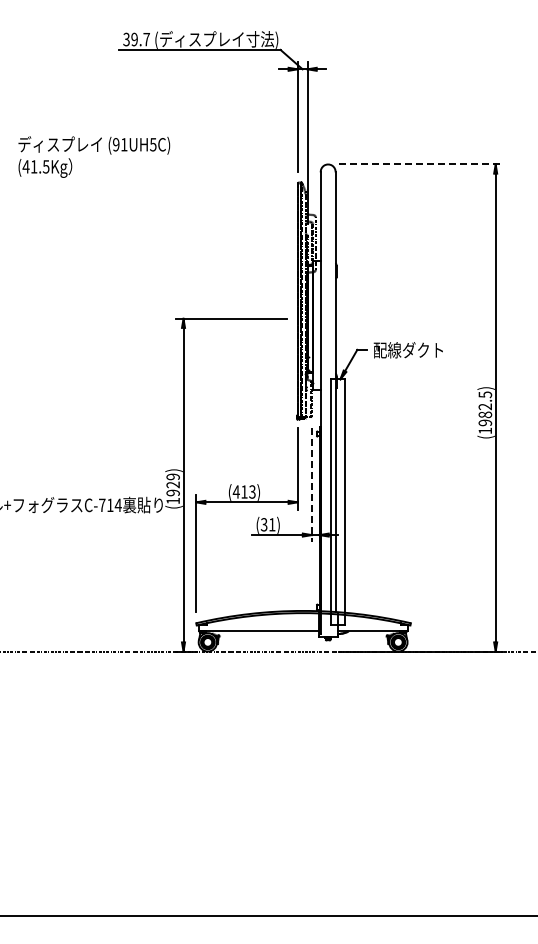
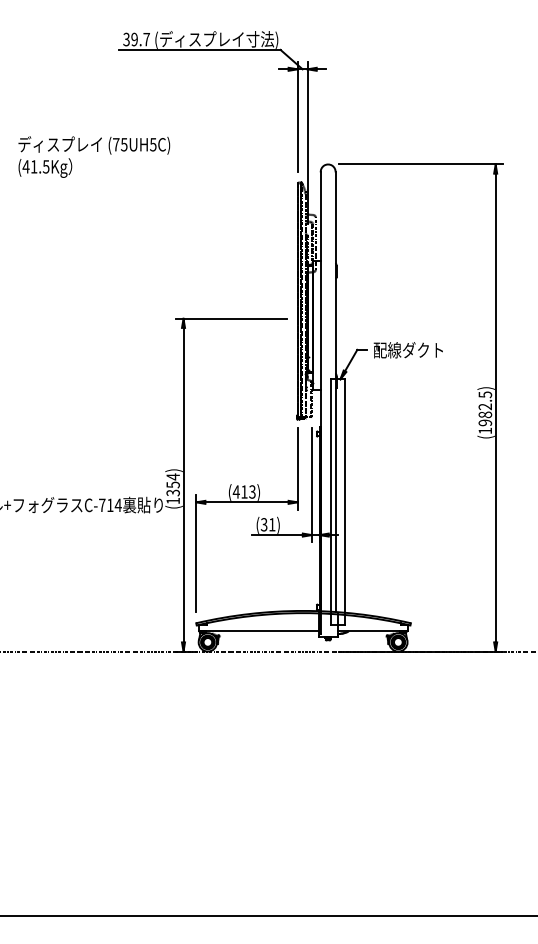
text: (91UH5C) -> (75UH5C) (120, 144)
line: dashed -> solid (421, 164)
text: (1929) -> (1354) (172, 484)
line: dashed -> solid (312, 485)
